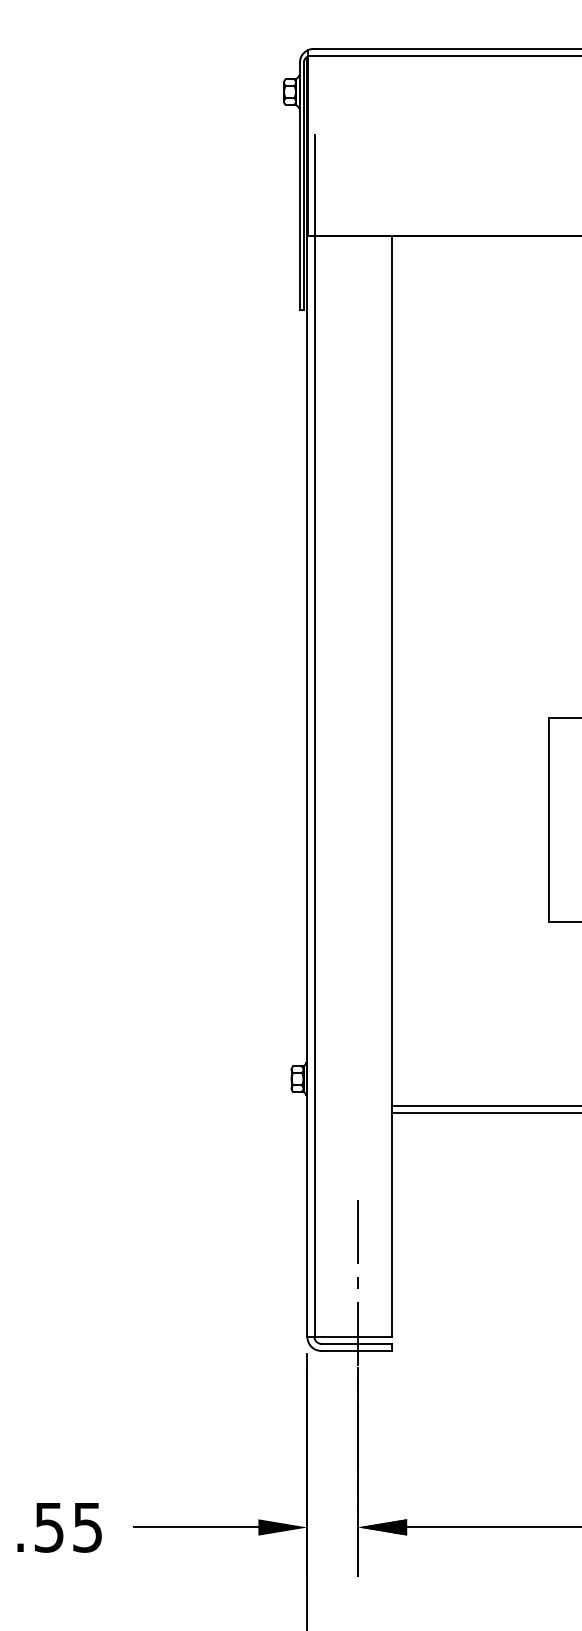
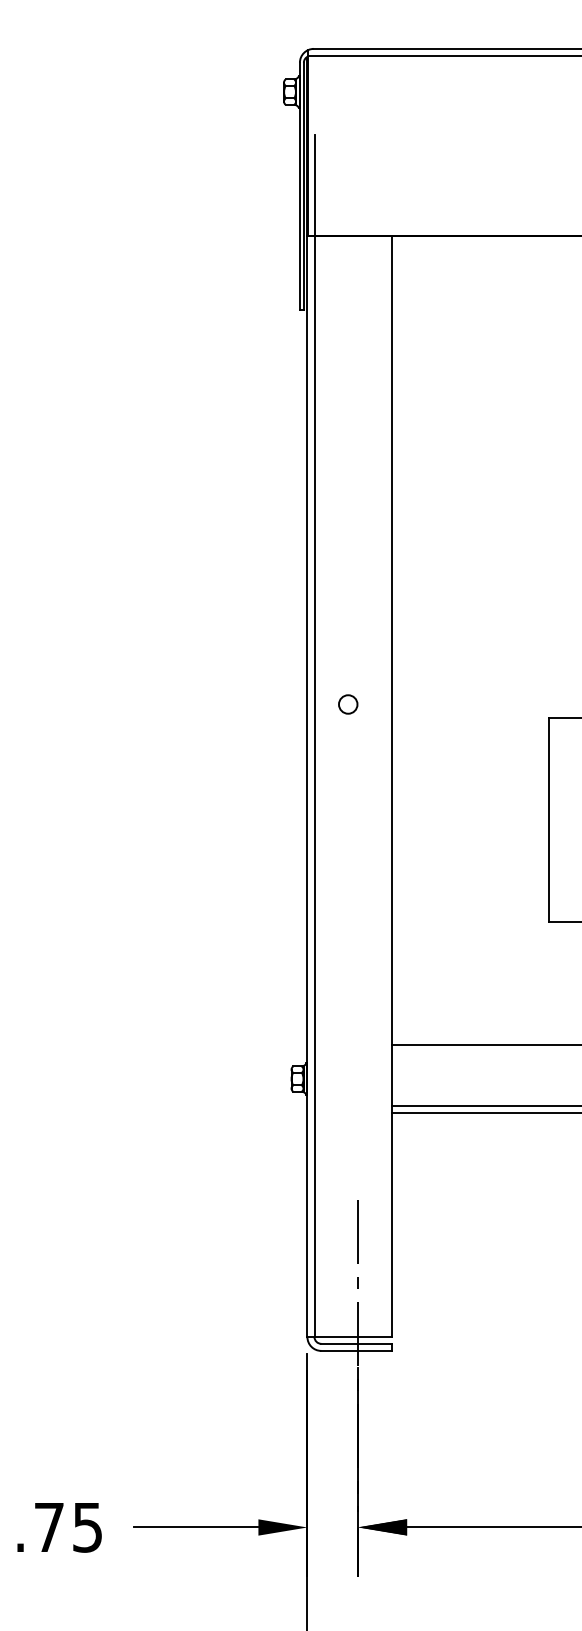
circle: none -> present (348, 704)
line: none -> present (485, 1044)
text: .55 -> .75 (48, 1527)
